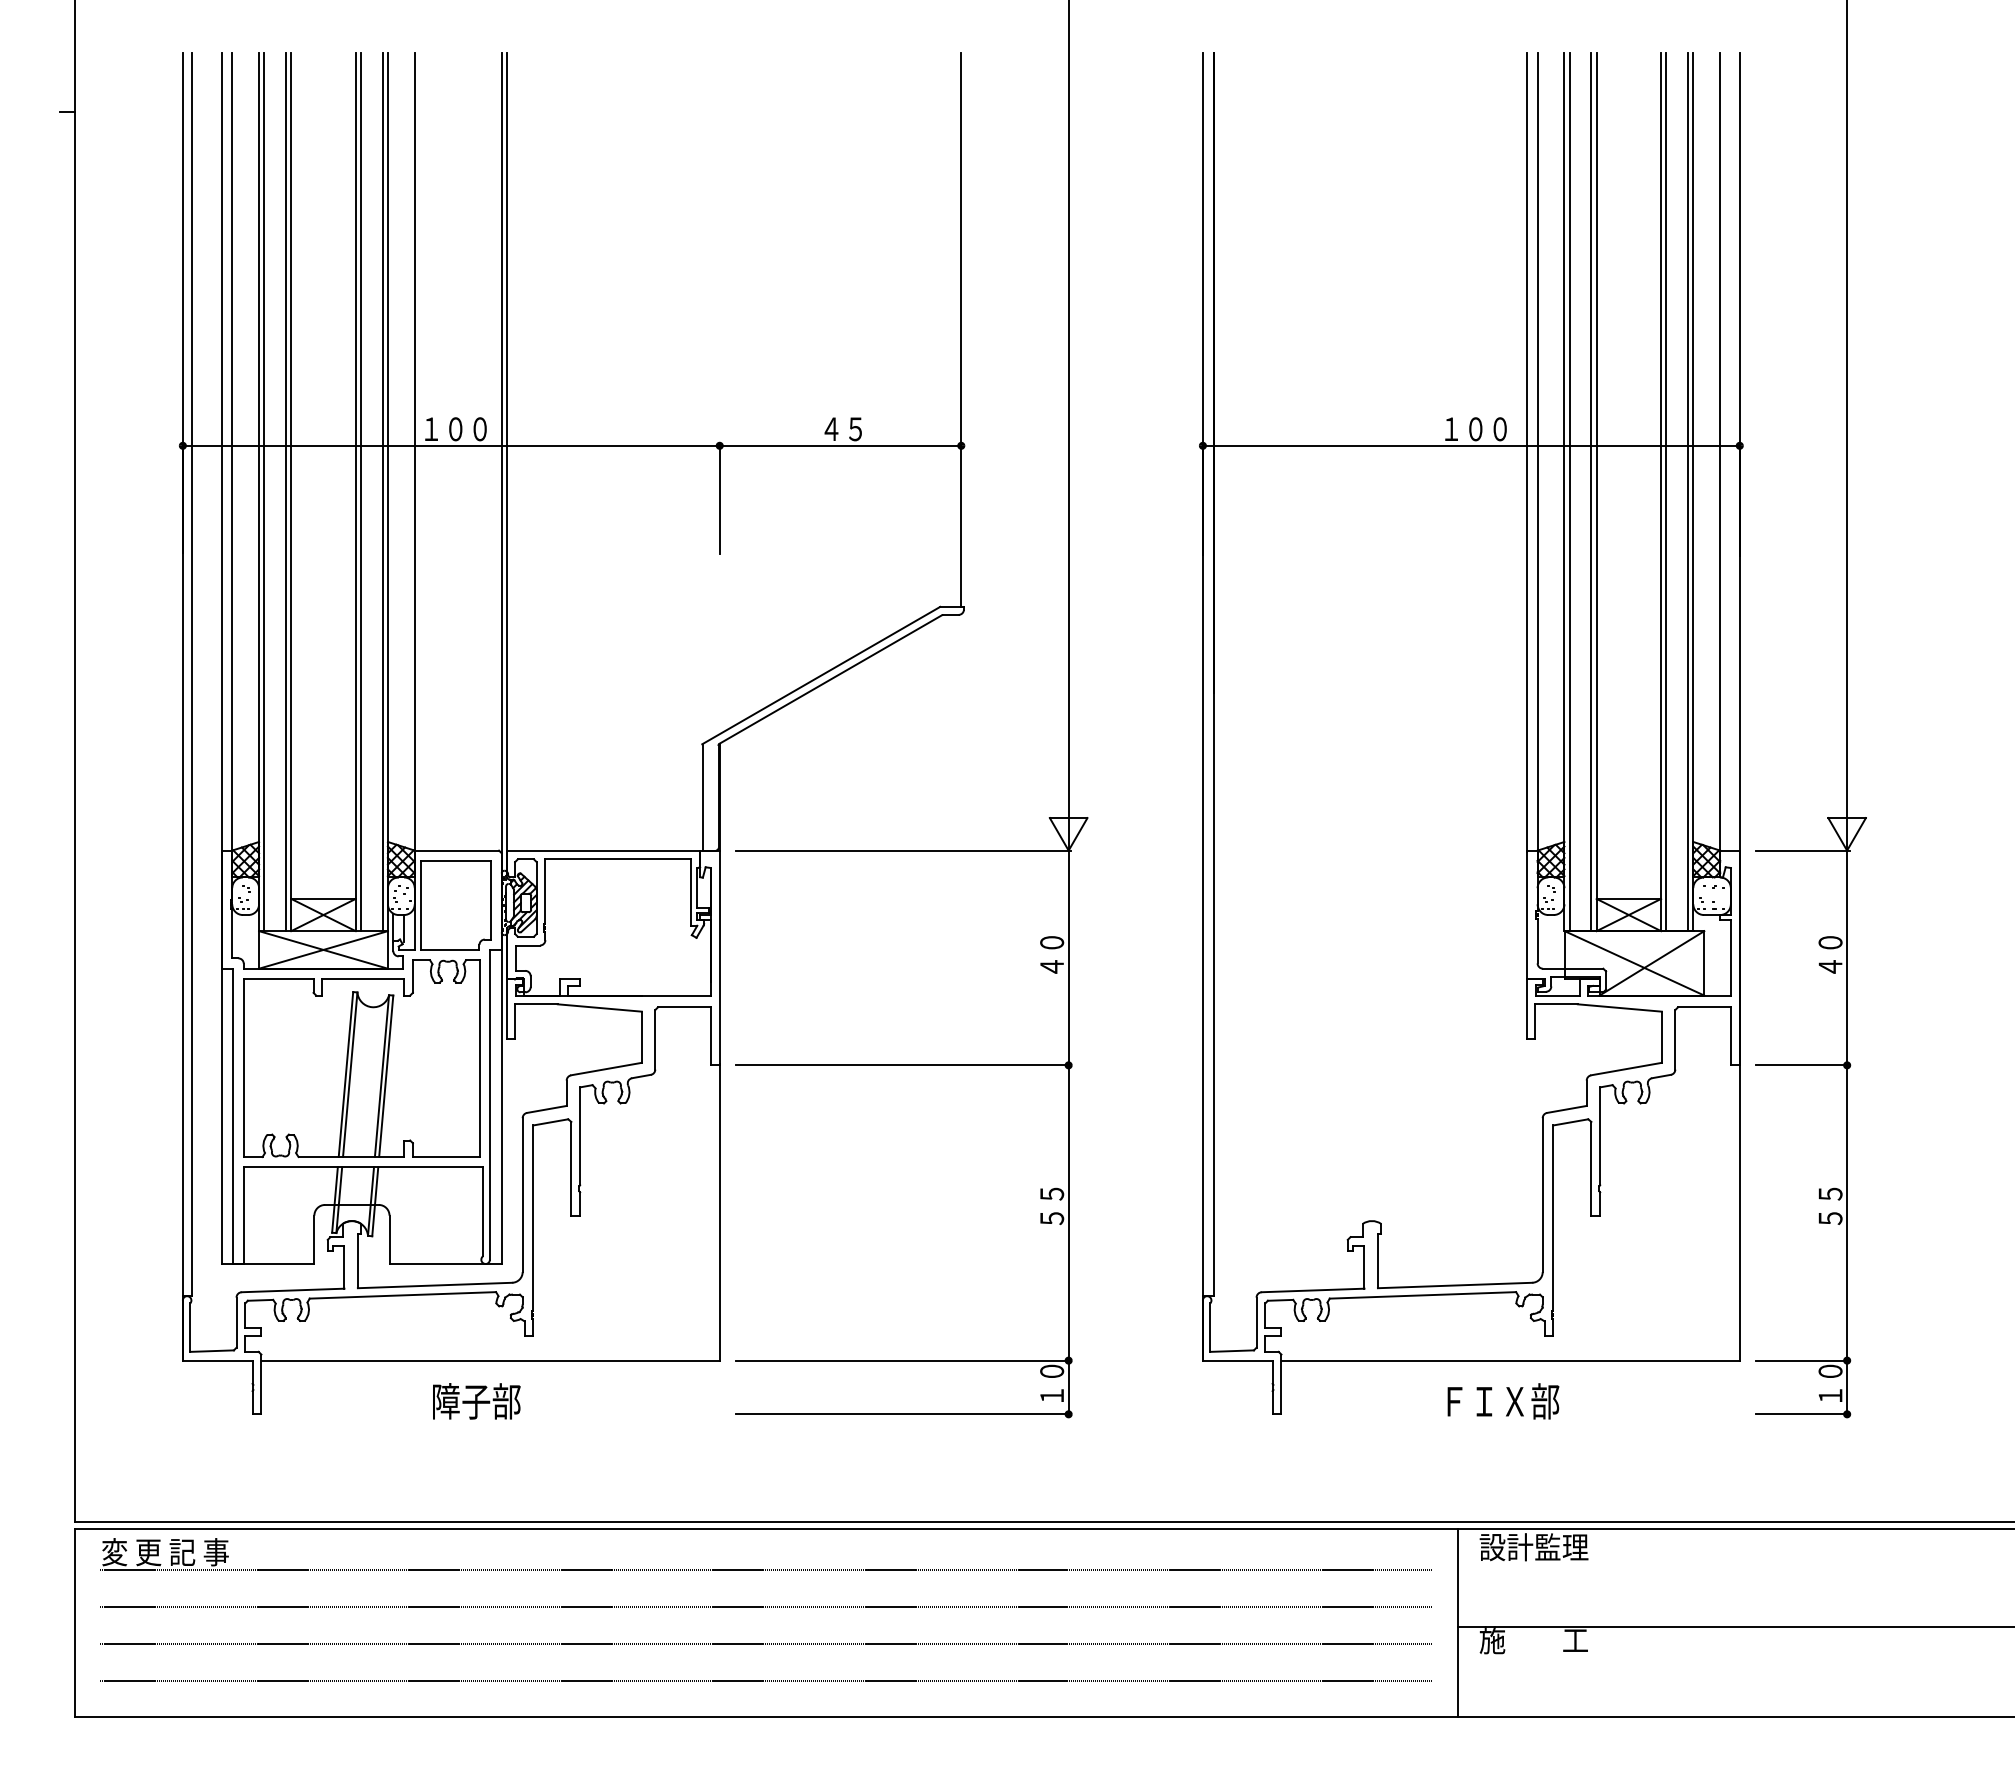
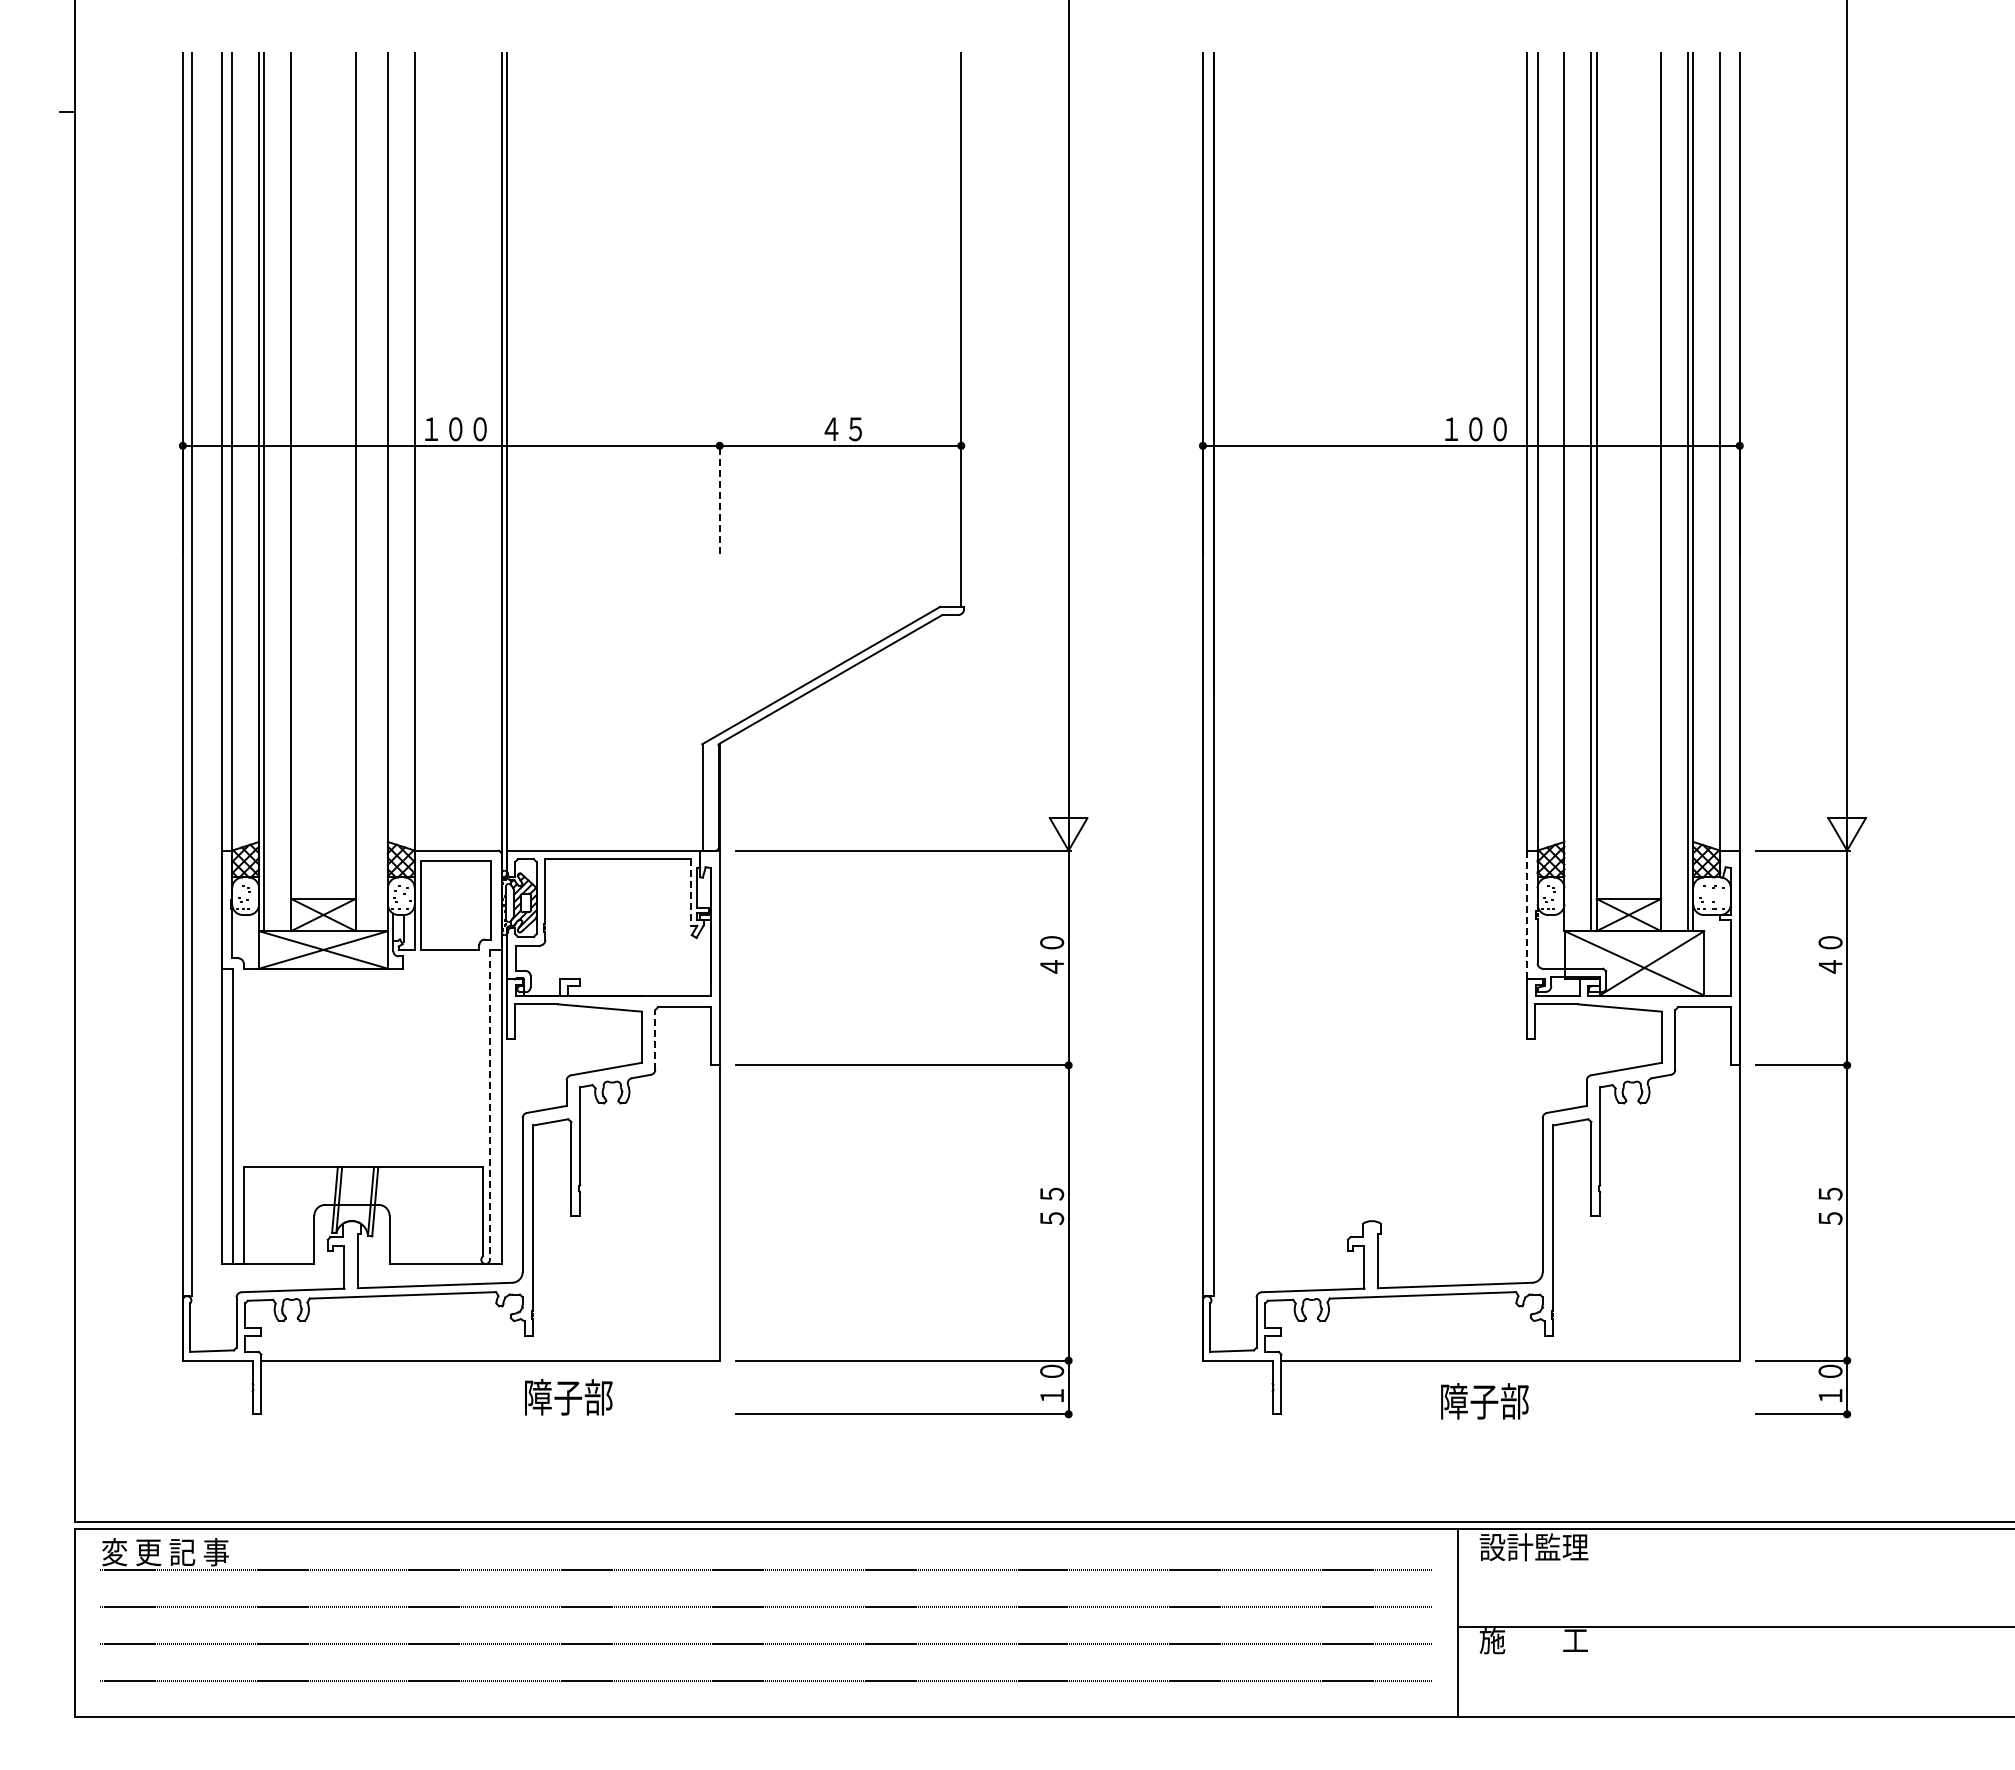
line: present -> none (285, 492)
line: present -> none (361, 492)
line: present -> none (382, 492)
line: present -> none (1569, 492)
line: present -> none (1666, 492)
line: solid -> dashed (719, 498)
line: solid -> dashed (690, 893)
line: solid -> dashed (1527, 915)
line: solid -> dashed (655, 1039)
part: present -> none (361, 1058)
line: solid -> dashed (489, 1104)
text position: (476, 1401) -> (568, 1397) (568, 1397)
text: ＦＩＸ部 -> 障子部 (1500, 1401)
